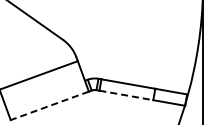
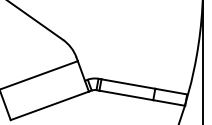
line: dashed -> solid (126, 95)
line: dashed -> solid (49, 105)
